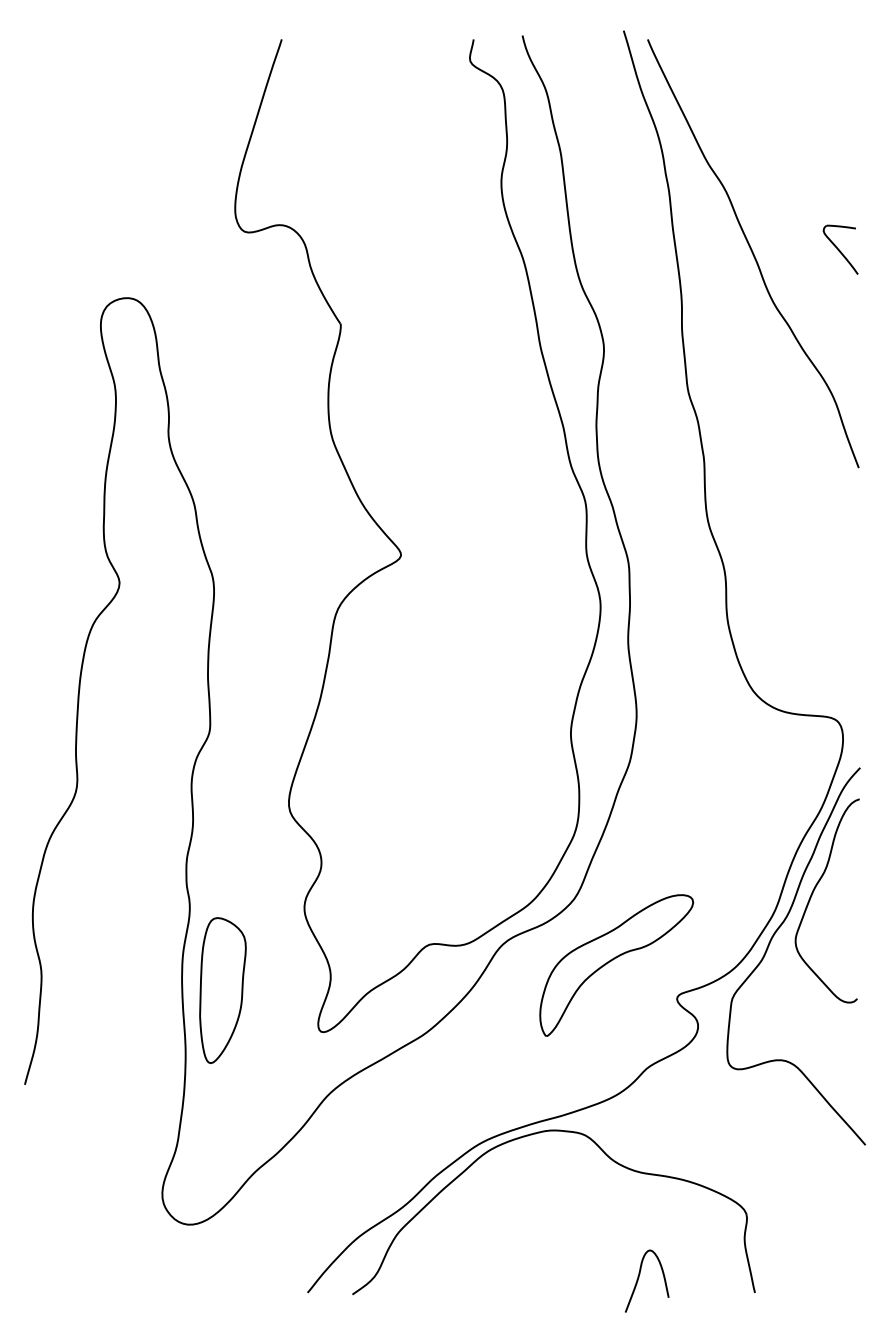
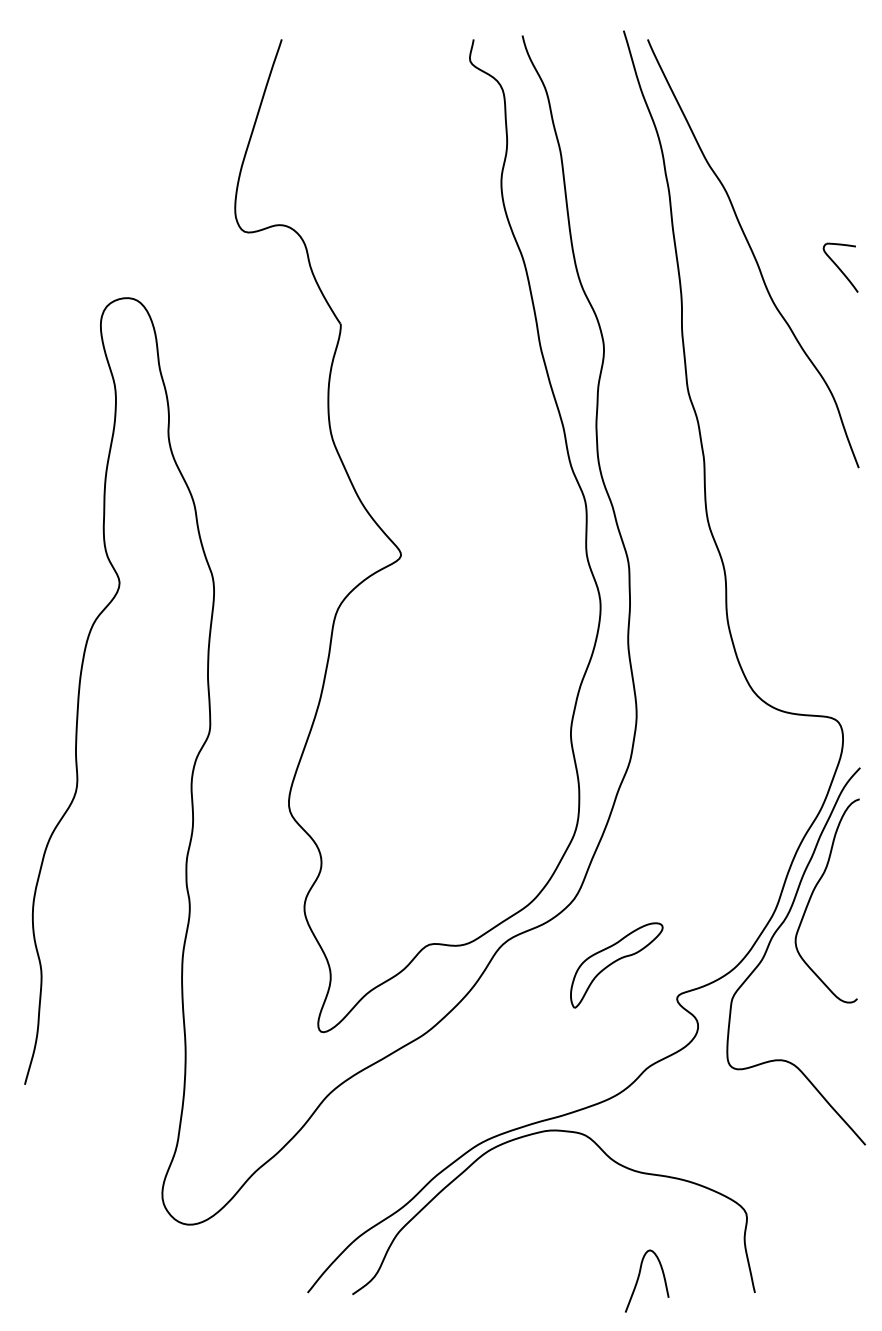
part position: (840, 249) -> (840, 267) (840, 267)
part size: 156x143 px -> 94x87 px (616, 965)
part: present -> none (222, 990)
